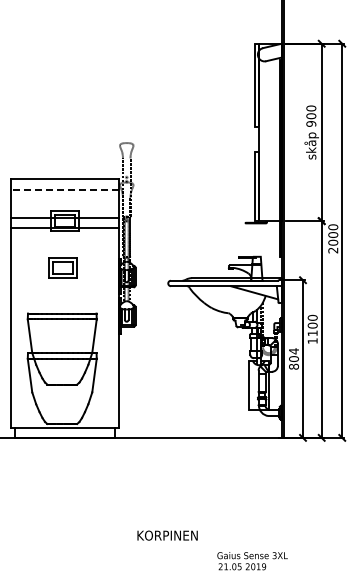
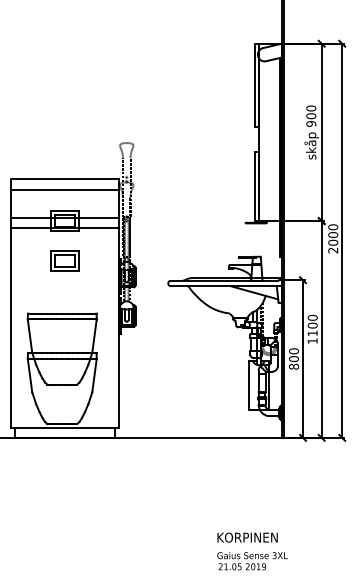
line: dashed -> solid (64, 190)
part position: (62, 267) -> (64, 260) (64, 260)
text: 804 -> 800 (294, 351)
text position: (167, 535) -> (247, 537) (247, 537)
